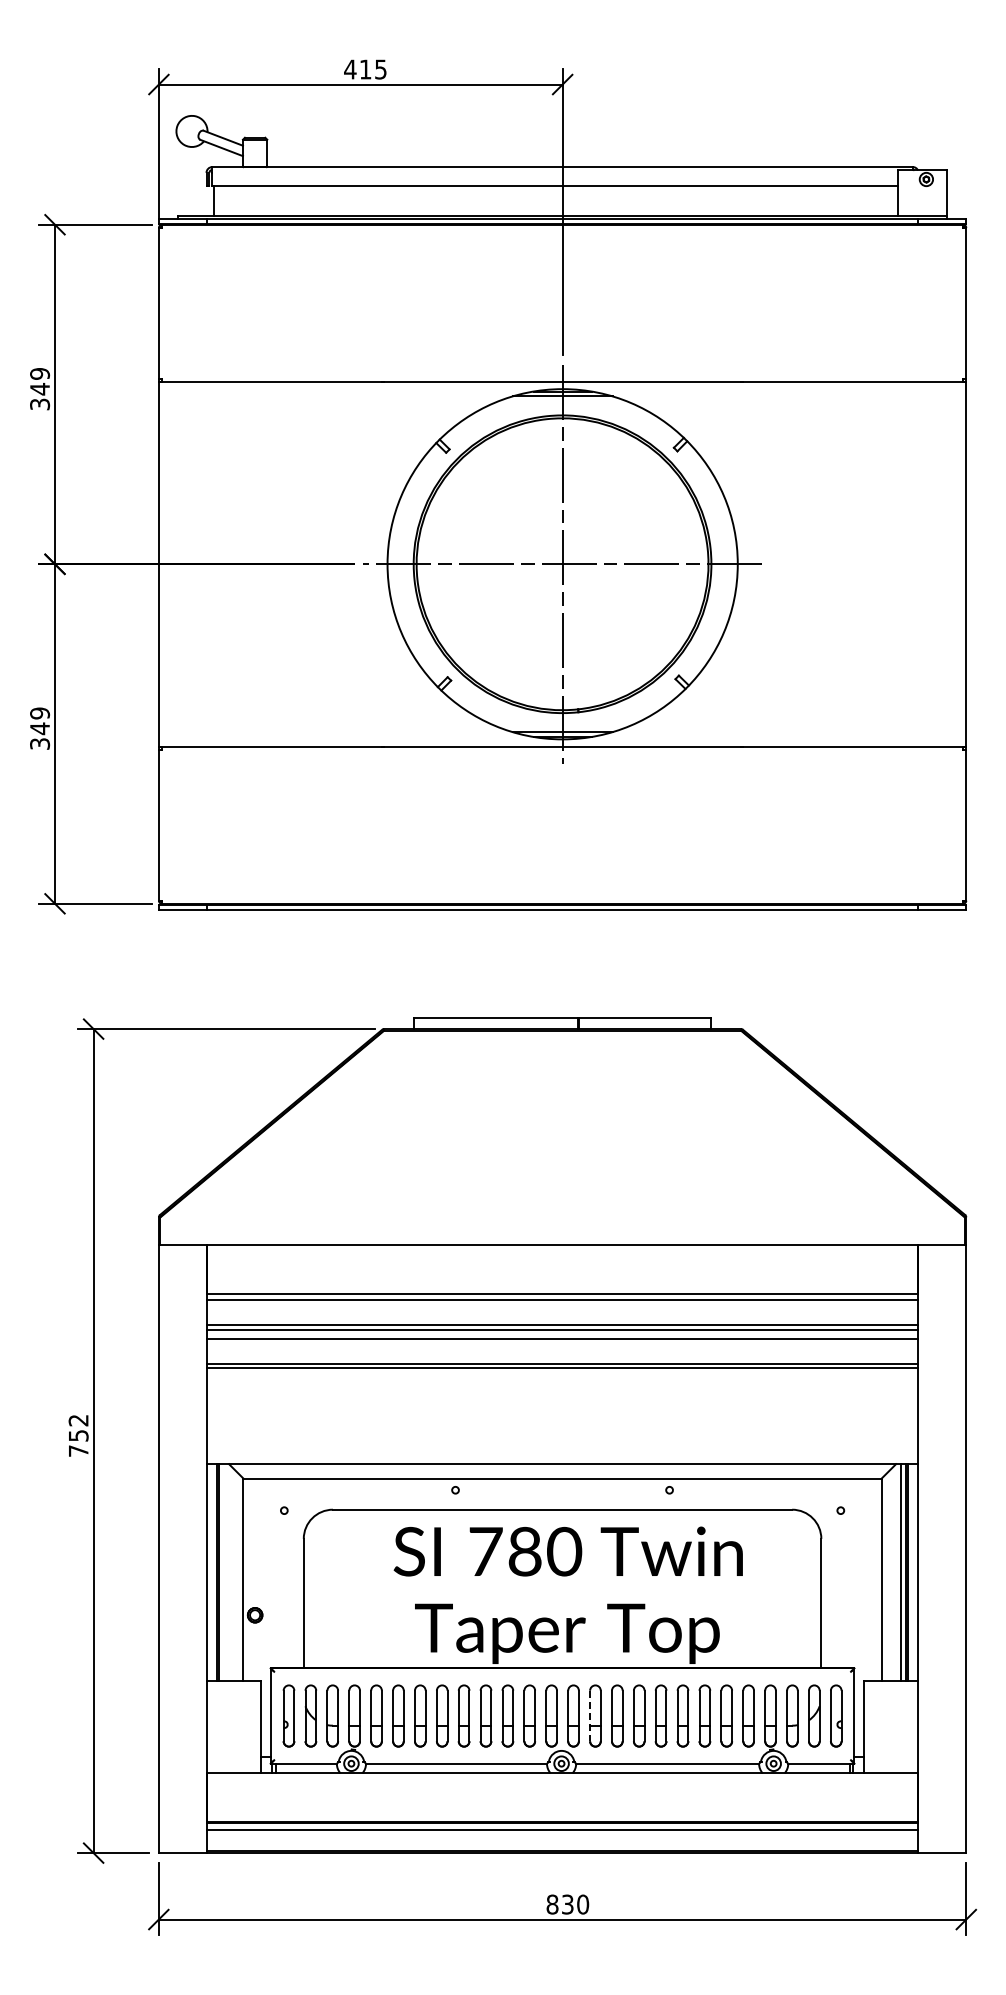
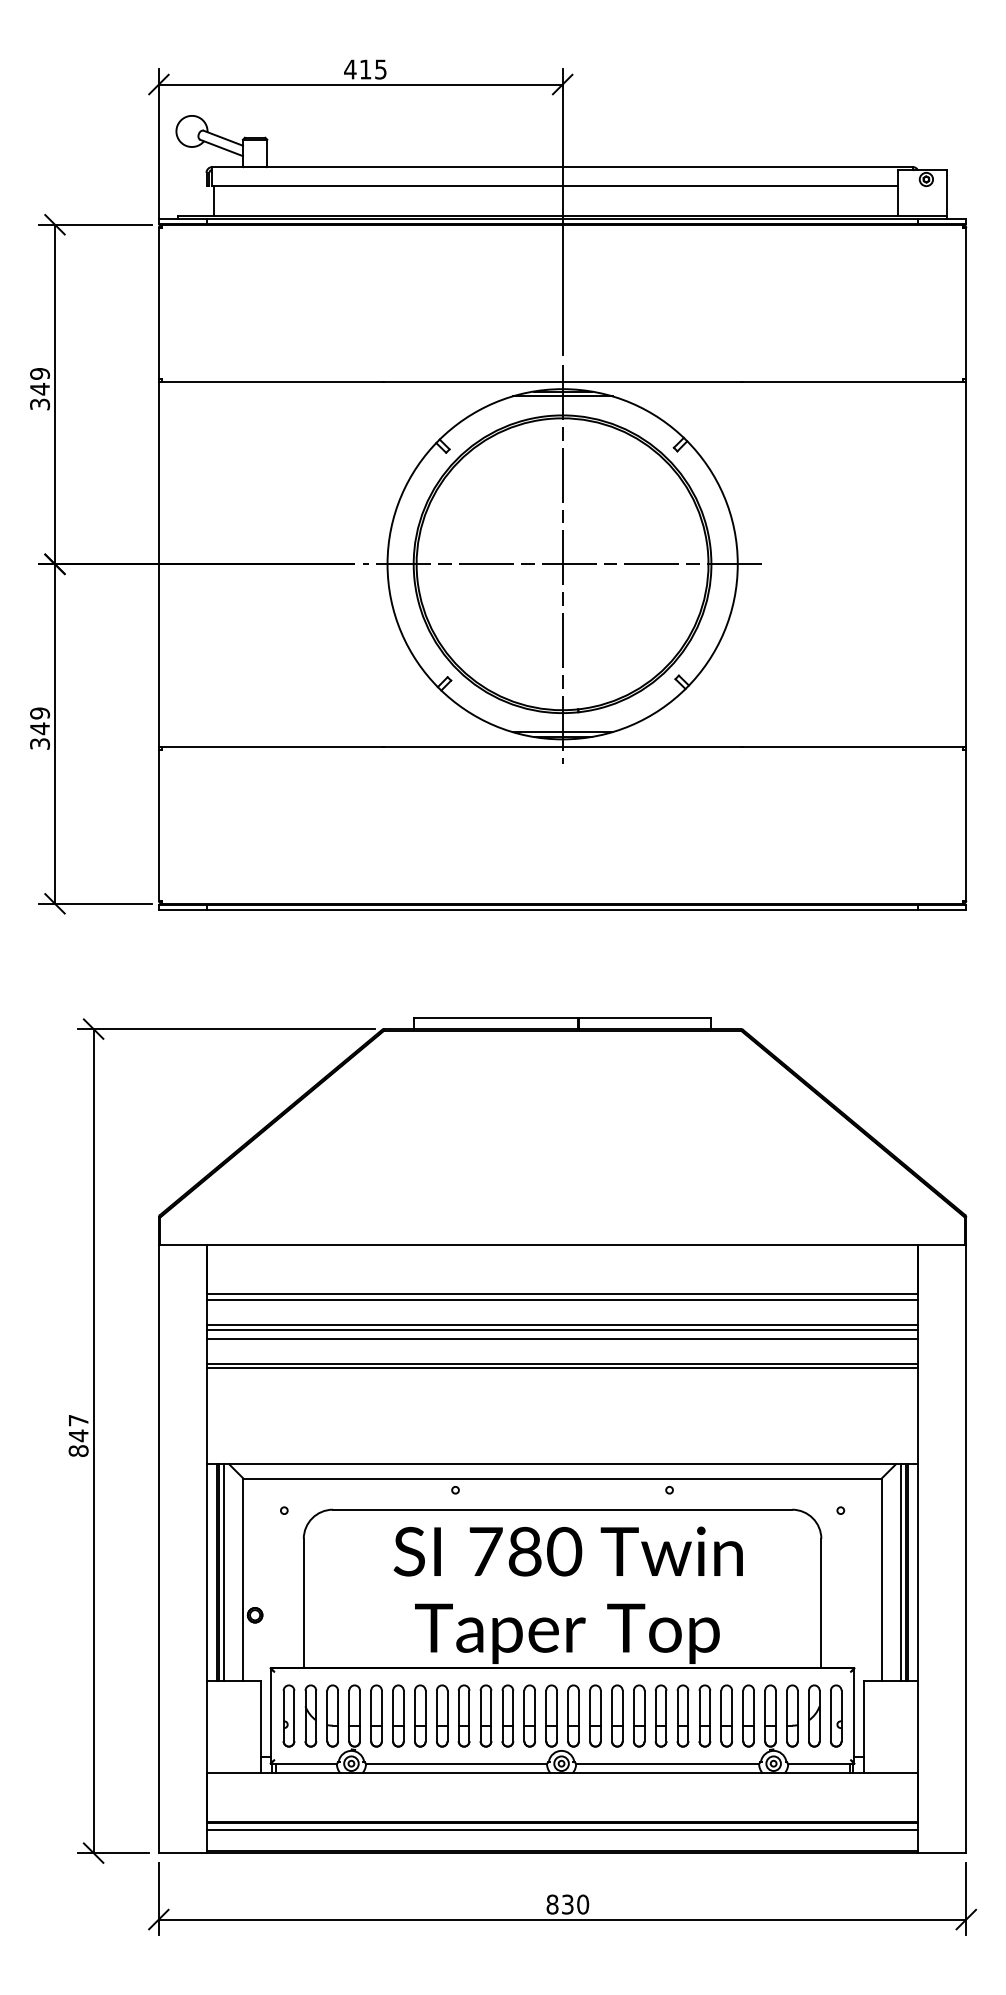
text: 752 -> 847 (78, 1435)
line: none -> present (224, 1572)
line: dashed -> solid (590, 1716)
